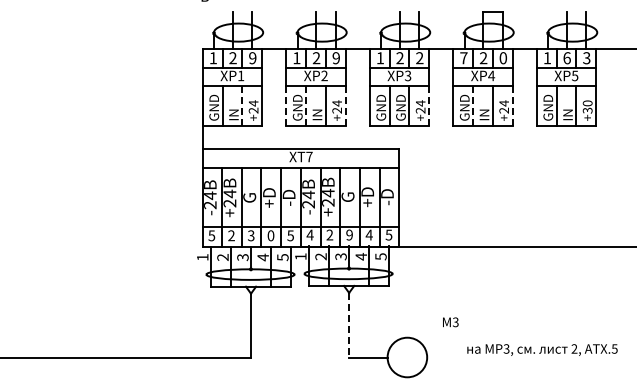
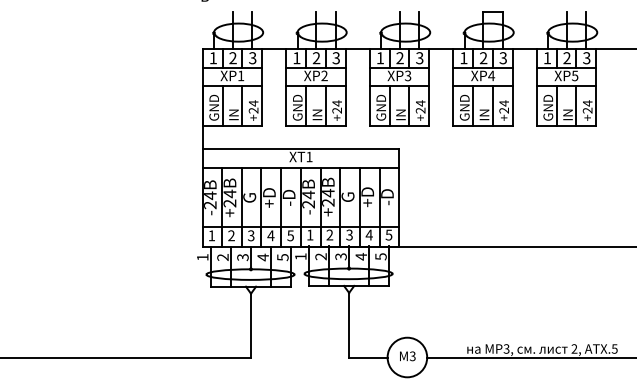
text: 9 -> 3 (252, 58)
text: 9 -> 3 (335, 58)
text: 2 -> 3 (419, 58)
text: 7 -> 1 (463, 58)
text: 0 -> 3 (502, 58)
text: 6 -> 2 (566, 58)
line: dashed -> solid (242, 105)
line: dashed -> solid (286, 105)
line: dashed -> solid (306, 105)
line: dashed -> solid (345, 105)
line: dashed -> solid (429, 105)
line: dashed -> solid (473, 105)
line: dashed -> solid (512, 105)
text: +30 -> +24 (587, 106)
text: GND -> IN (400, 107)
text: 7 -> 1 (309, 156)
text: 4 -> 1 (309, 234)
text: 5 -> 1 (211, 235)
text: 0 -> 4 (270, 235)
text: 9 -> 3 (349, 235)
text position: (450, 322) -> (407, 356) (407, 356)
line: dashed -> solid (349, 325)
line: none -> present (530, 357)
